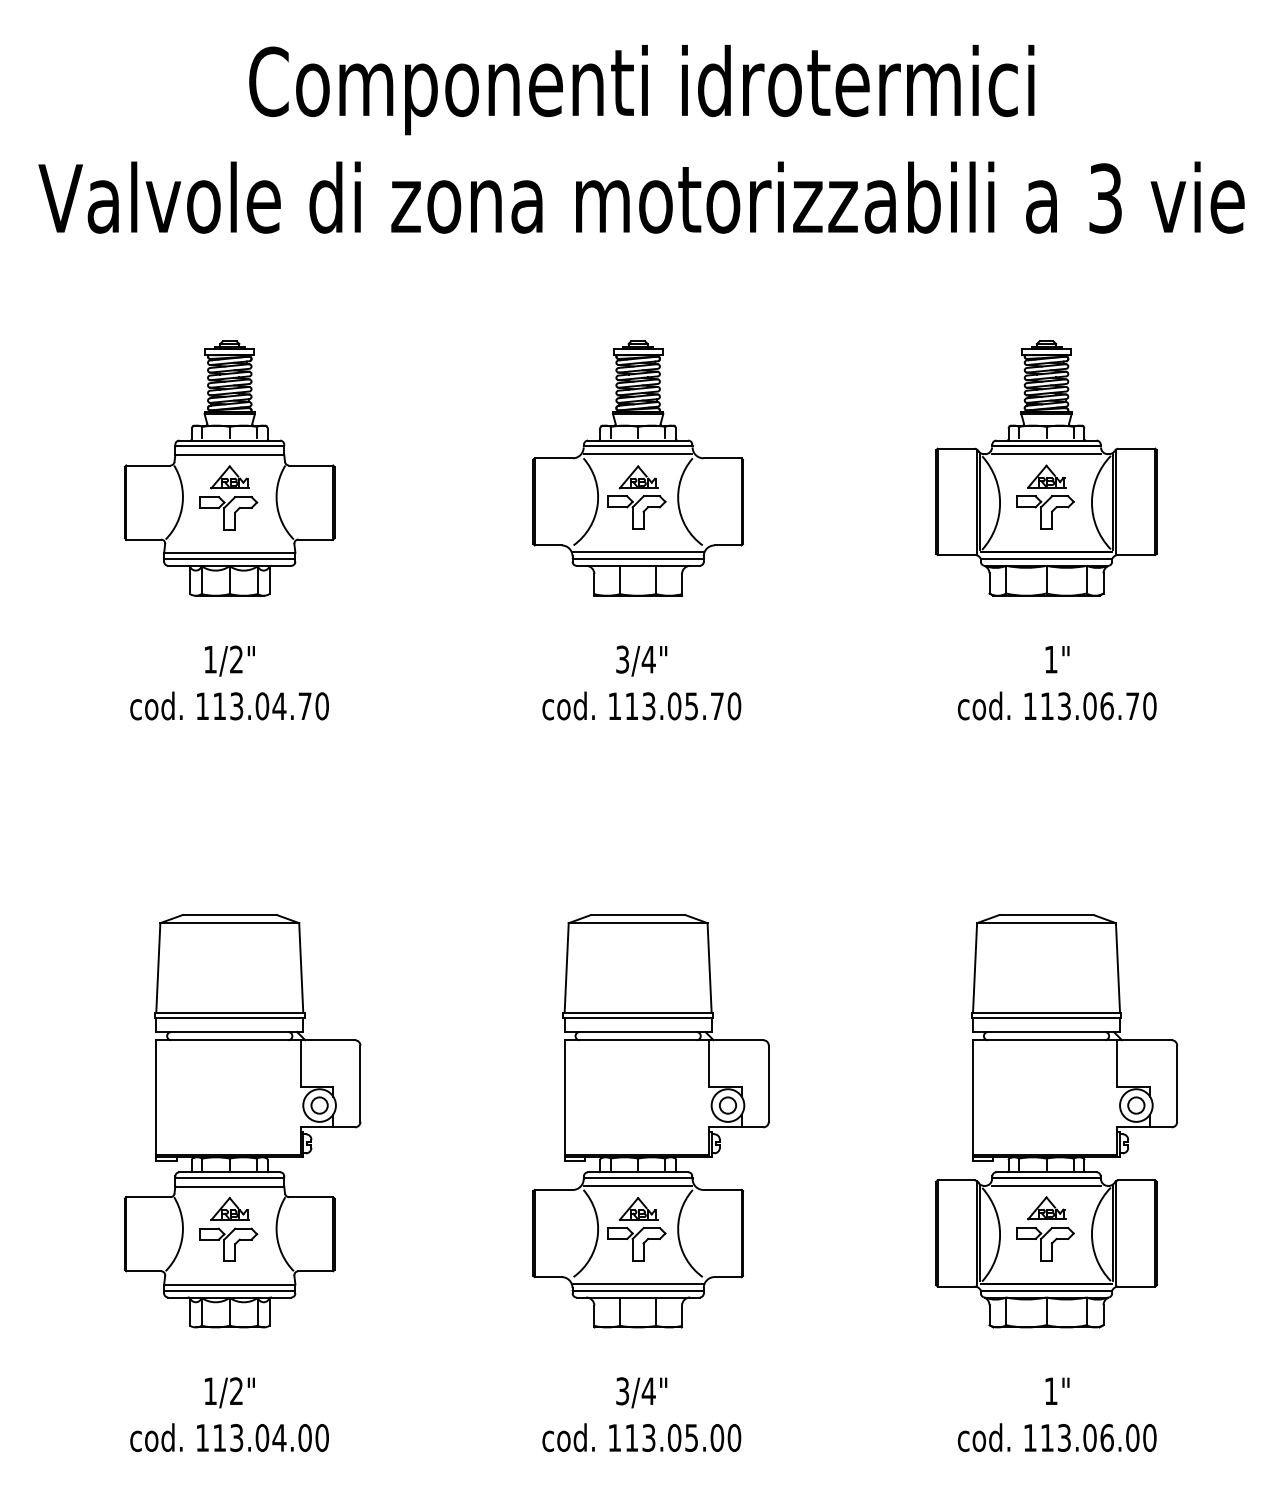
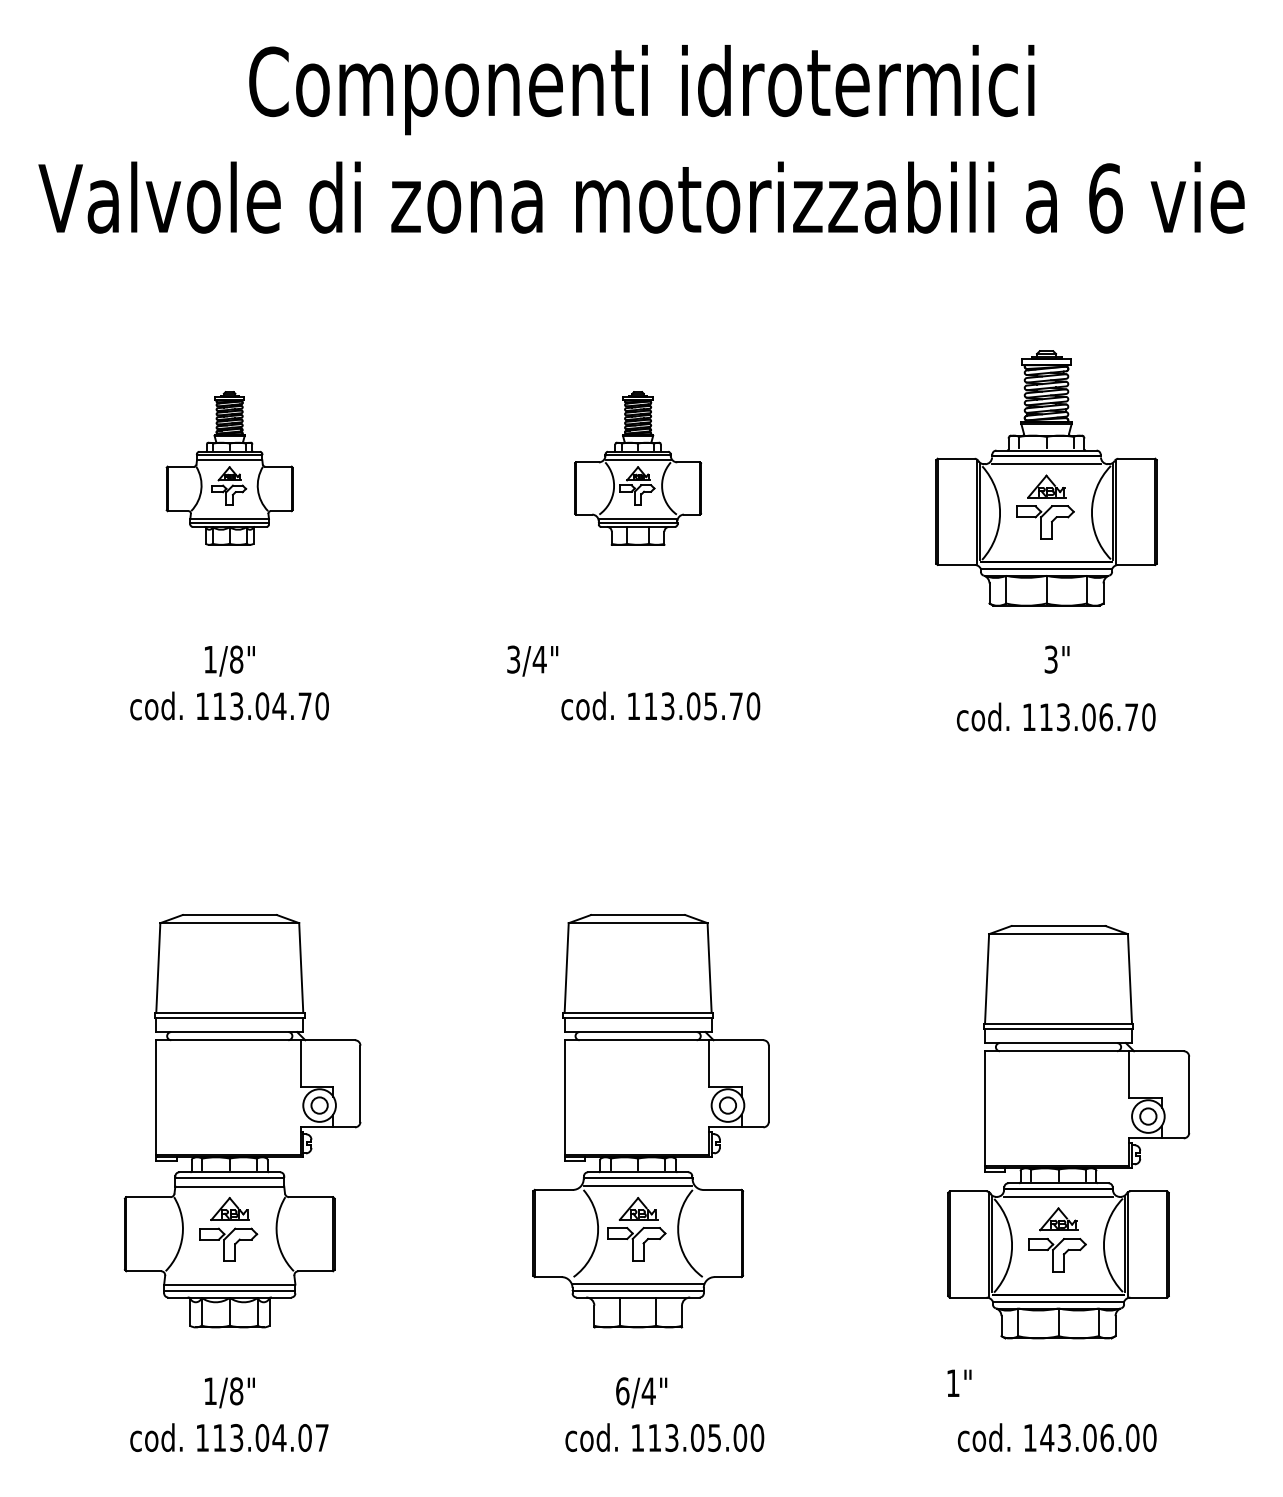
text: 3 -> 6 (1105, 198)
part size: 213x257 px -> 129x155 px (229, 468)
part size: 212x257 px -> 128x155 px (637, 468)
part position: (1046, 468) -> (1046, 478) (1046, 478)
text: 1/2" -> 1/8" (236, 659)
text: 1" -> 3" (1050, 659)
text position: (641, 660) -> (532, 660) (532, 660)
text position: (641, 705) -> (660, 705) (660, 705)
text position: (1057, 705) -> (1056, 716) (1056, 716)
part position: (1056, 1121) -> (1068, 1132) (1068, 1132)
text position: (1057, 1390) -> (959, 1382) (959, 1382)
text: 1/2" -> 1/8" (236, 1391)
text: 3/4" -> 6/4" (622, 1391)
text: 113.04.00 -> 113.04.07 (321, 1437)
text position: (641, 1437) -> (664, 1437) (664, 1437)
text: 113.06.00 -> 143.06.00 (1047, 1437)
